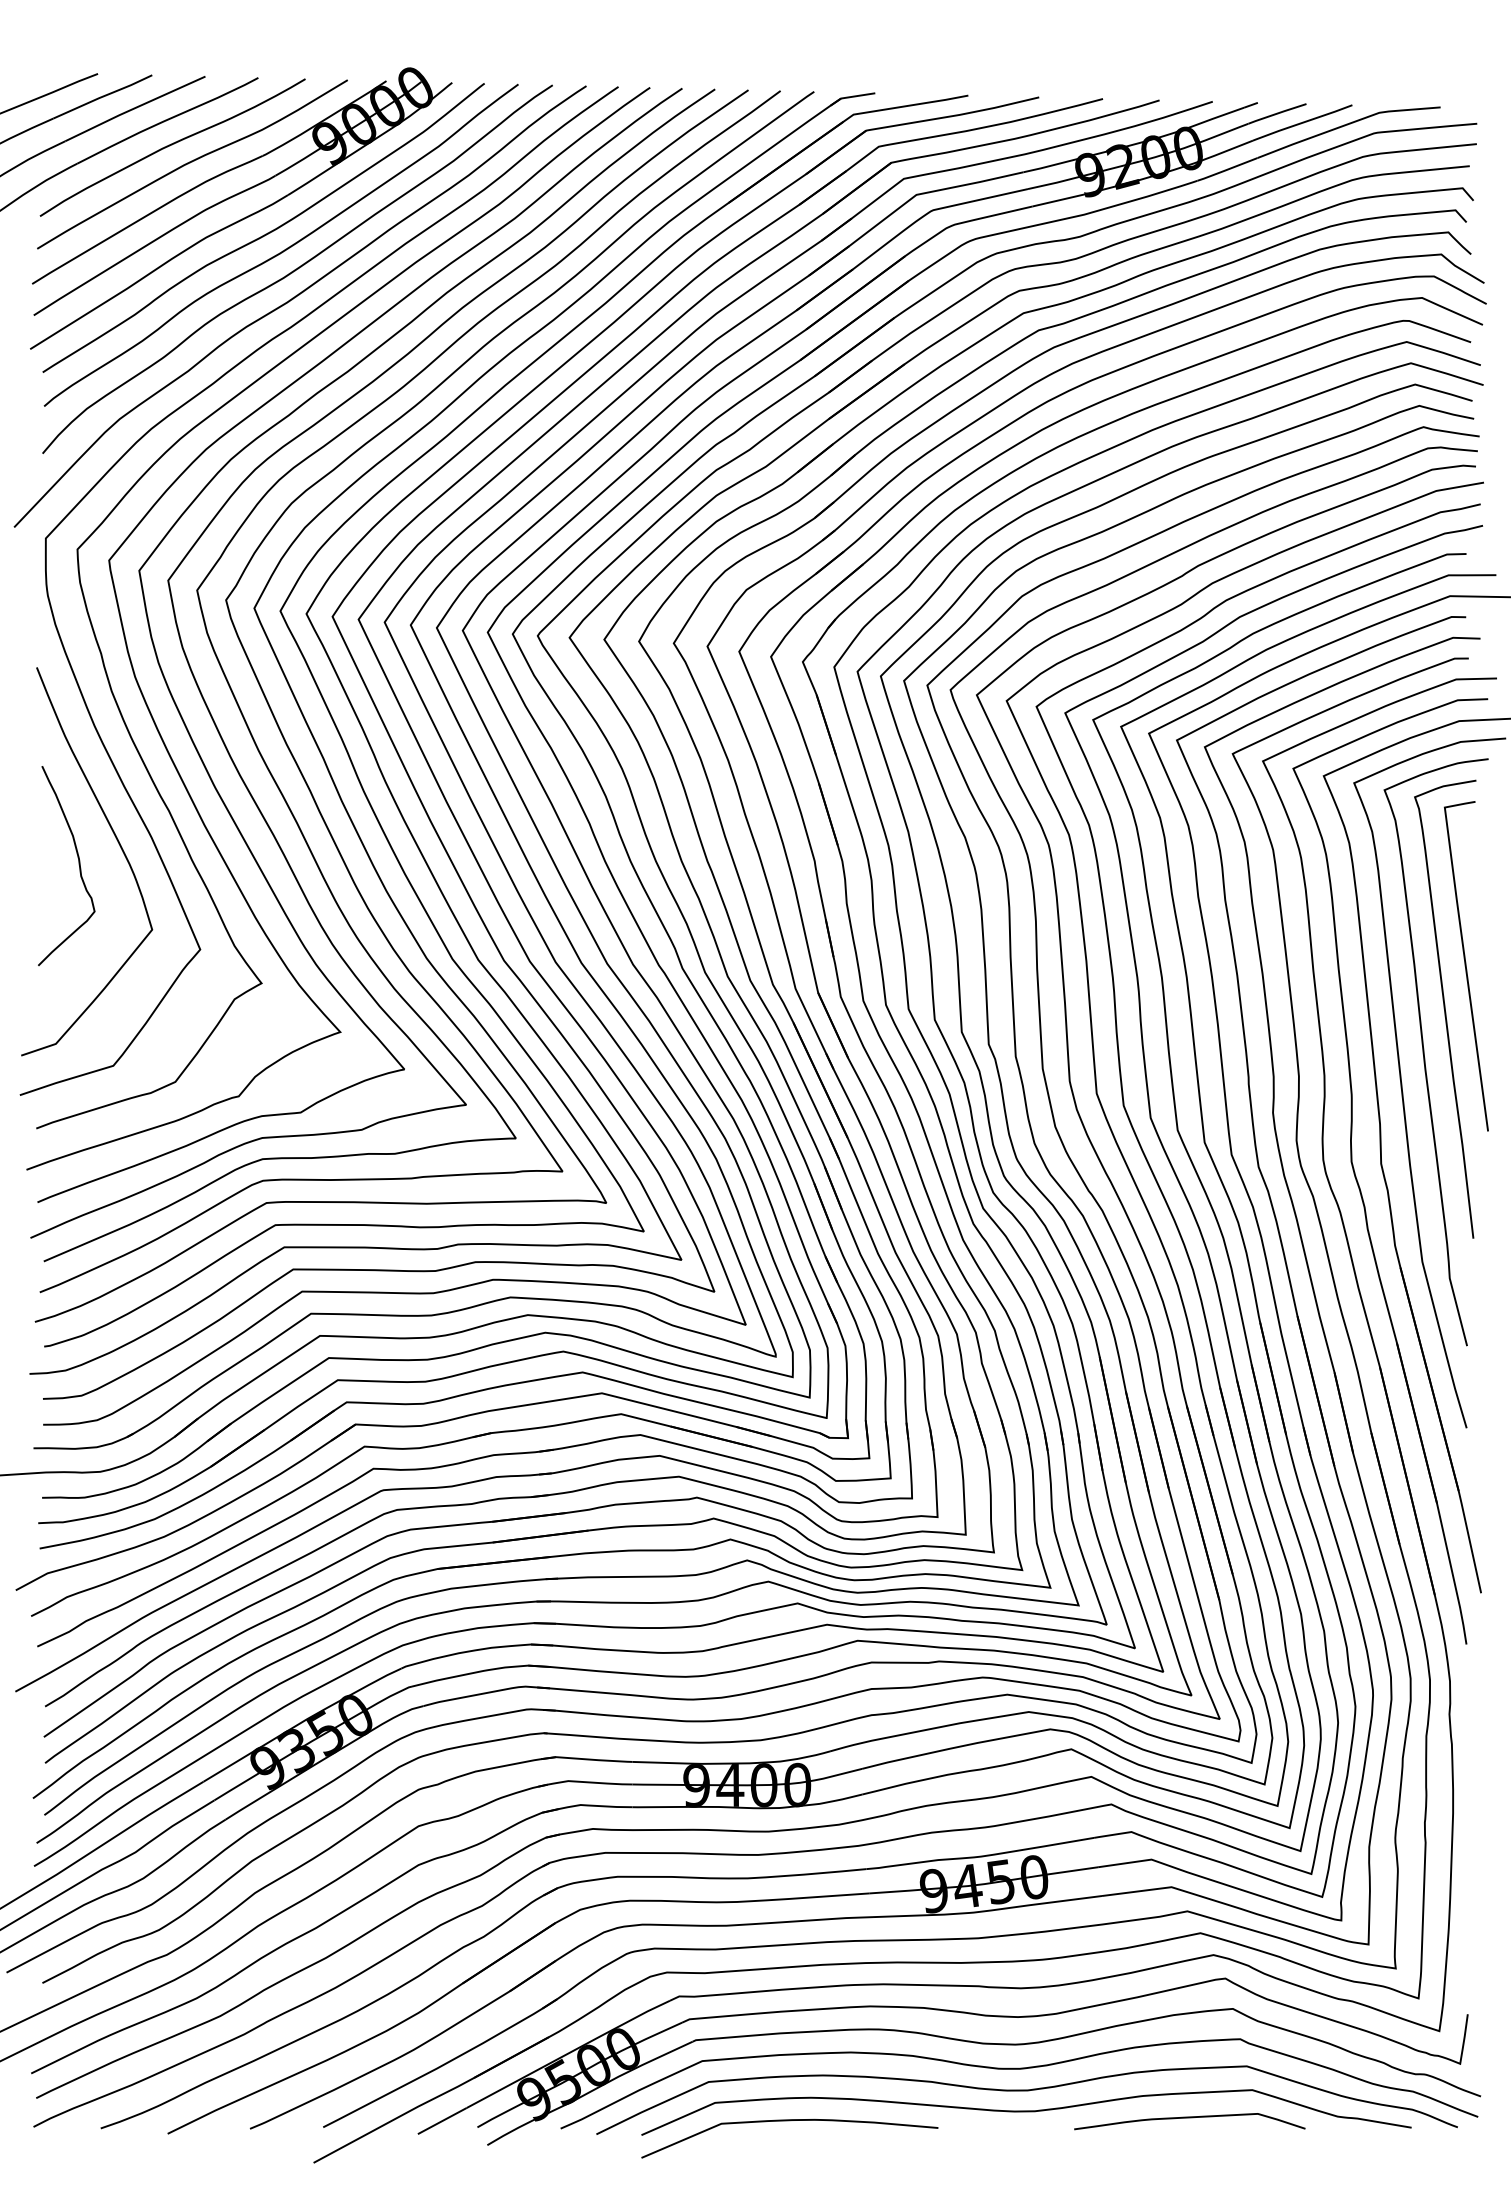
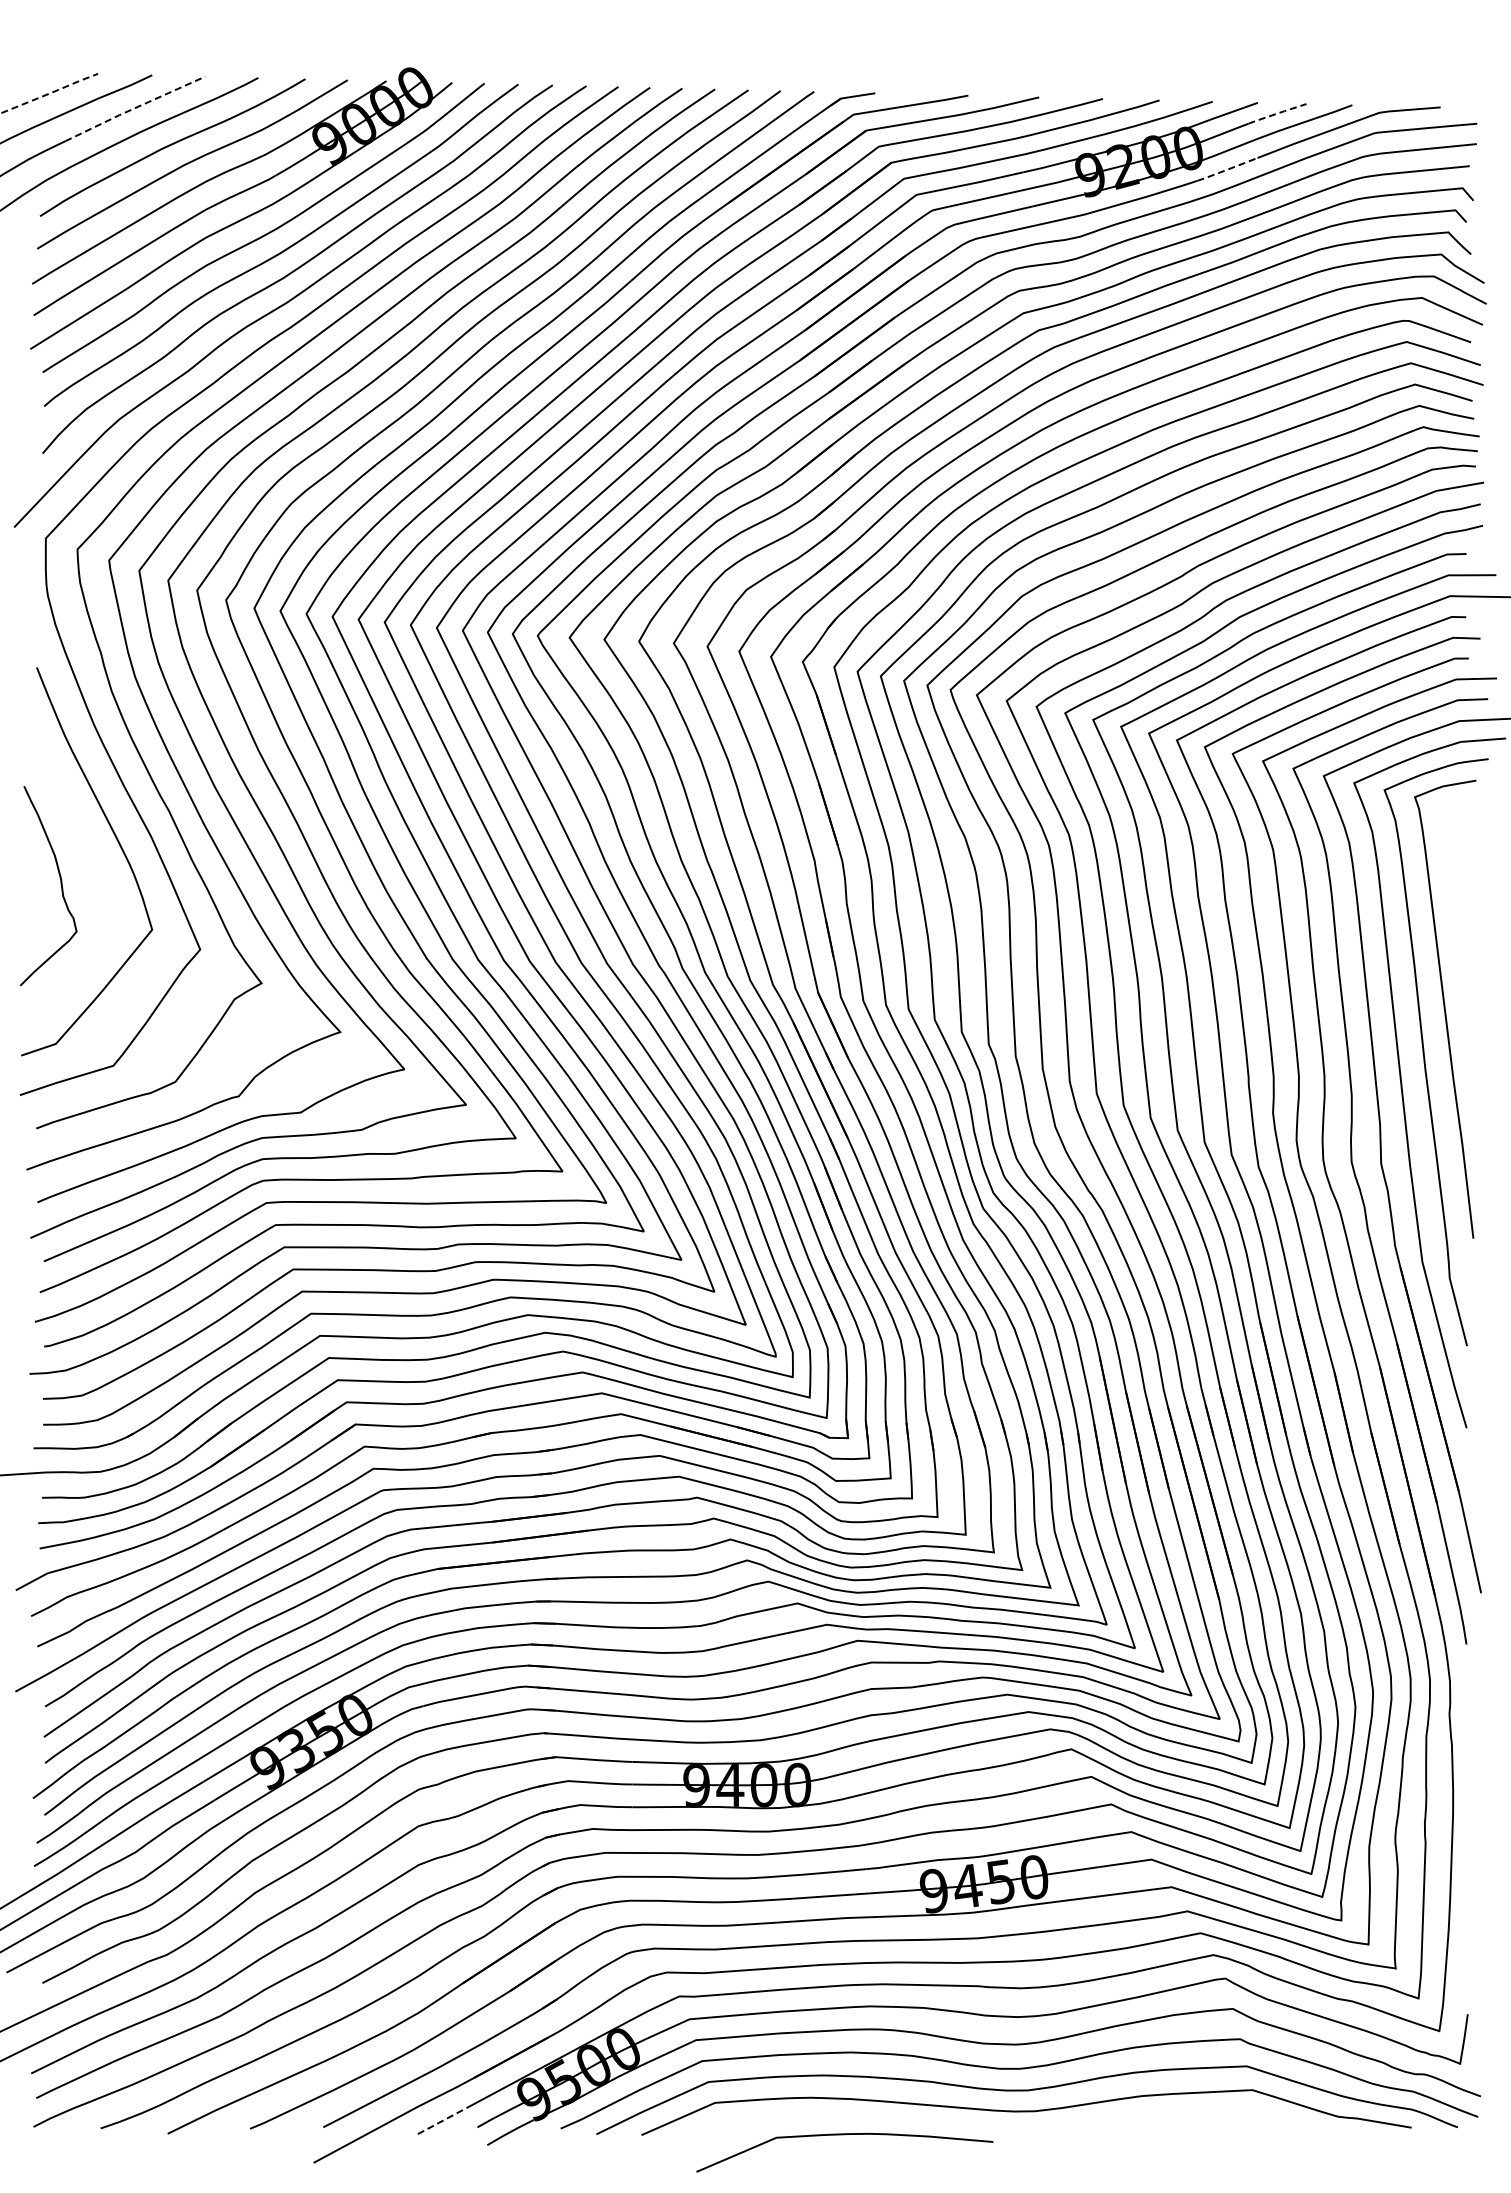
line: solid -> dashed (50, 93)
line: solid -> dashed (134, 108)
line: solid -> dashed (1277, 113)
line: solid -> dashed (1226, 170)
curve position: (78, 864) -> (60, 884) (60, 884)
curve: present -> none (1465, 966)
curve: present -> none (1189, 2118)
line: solid -> dashed (442, 2121)
curve position: (789, 2121) -> (844, 2135) (844, 2135)
